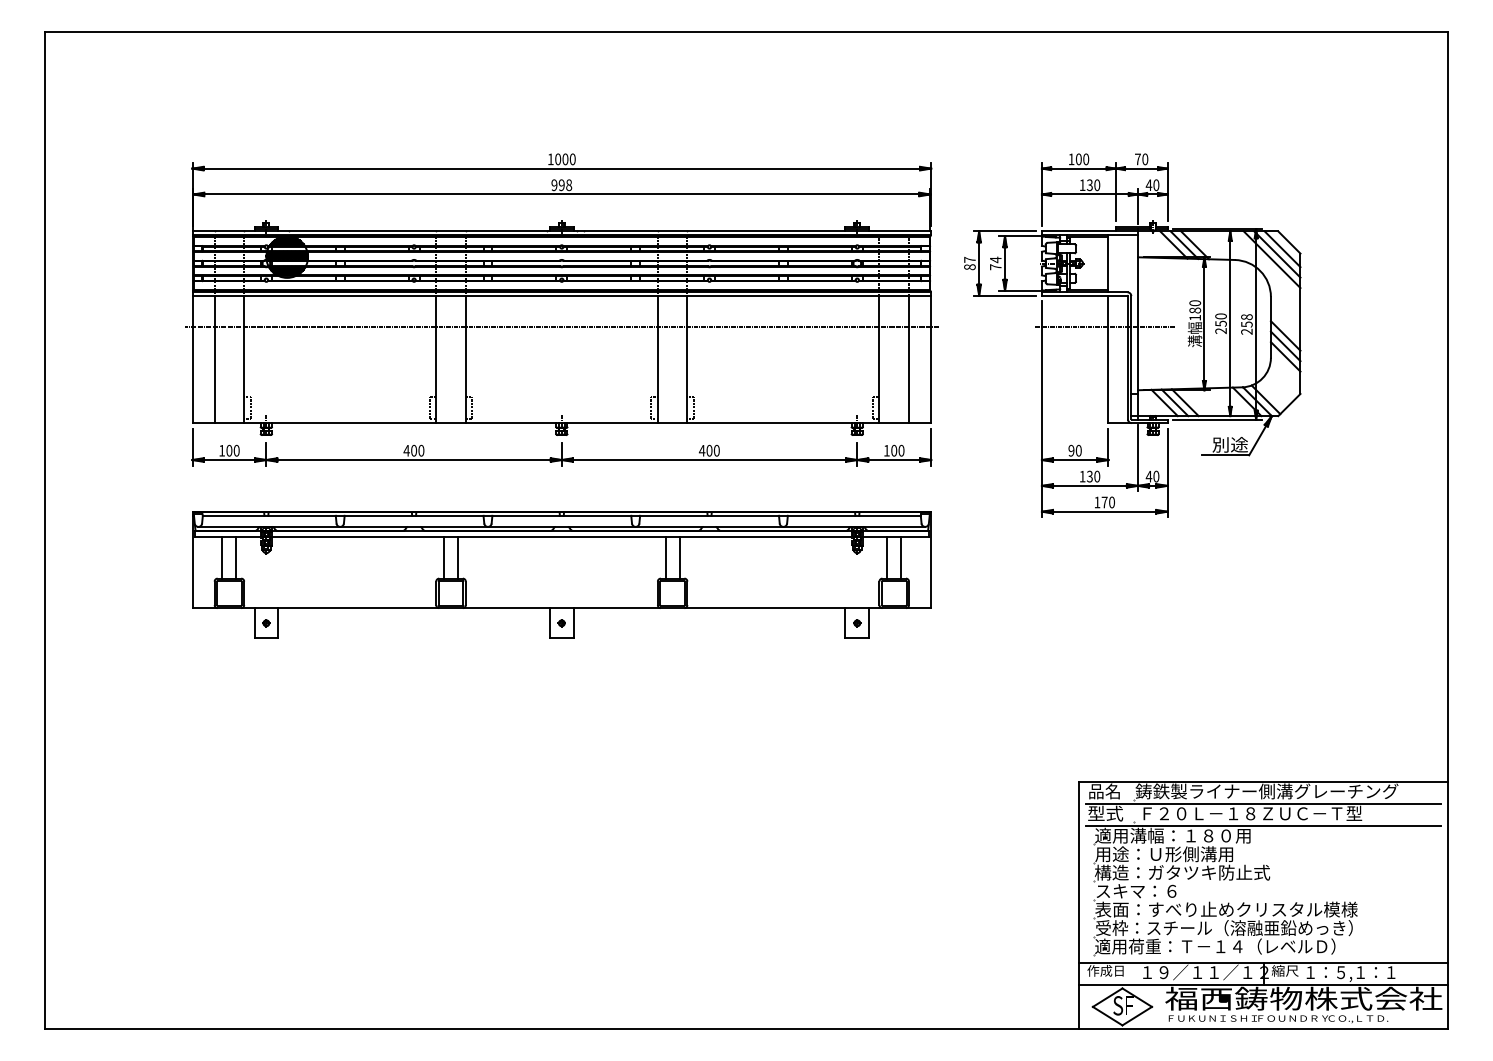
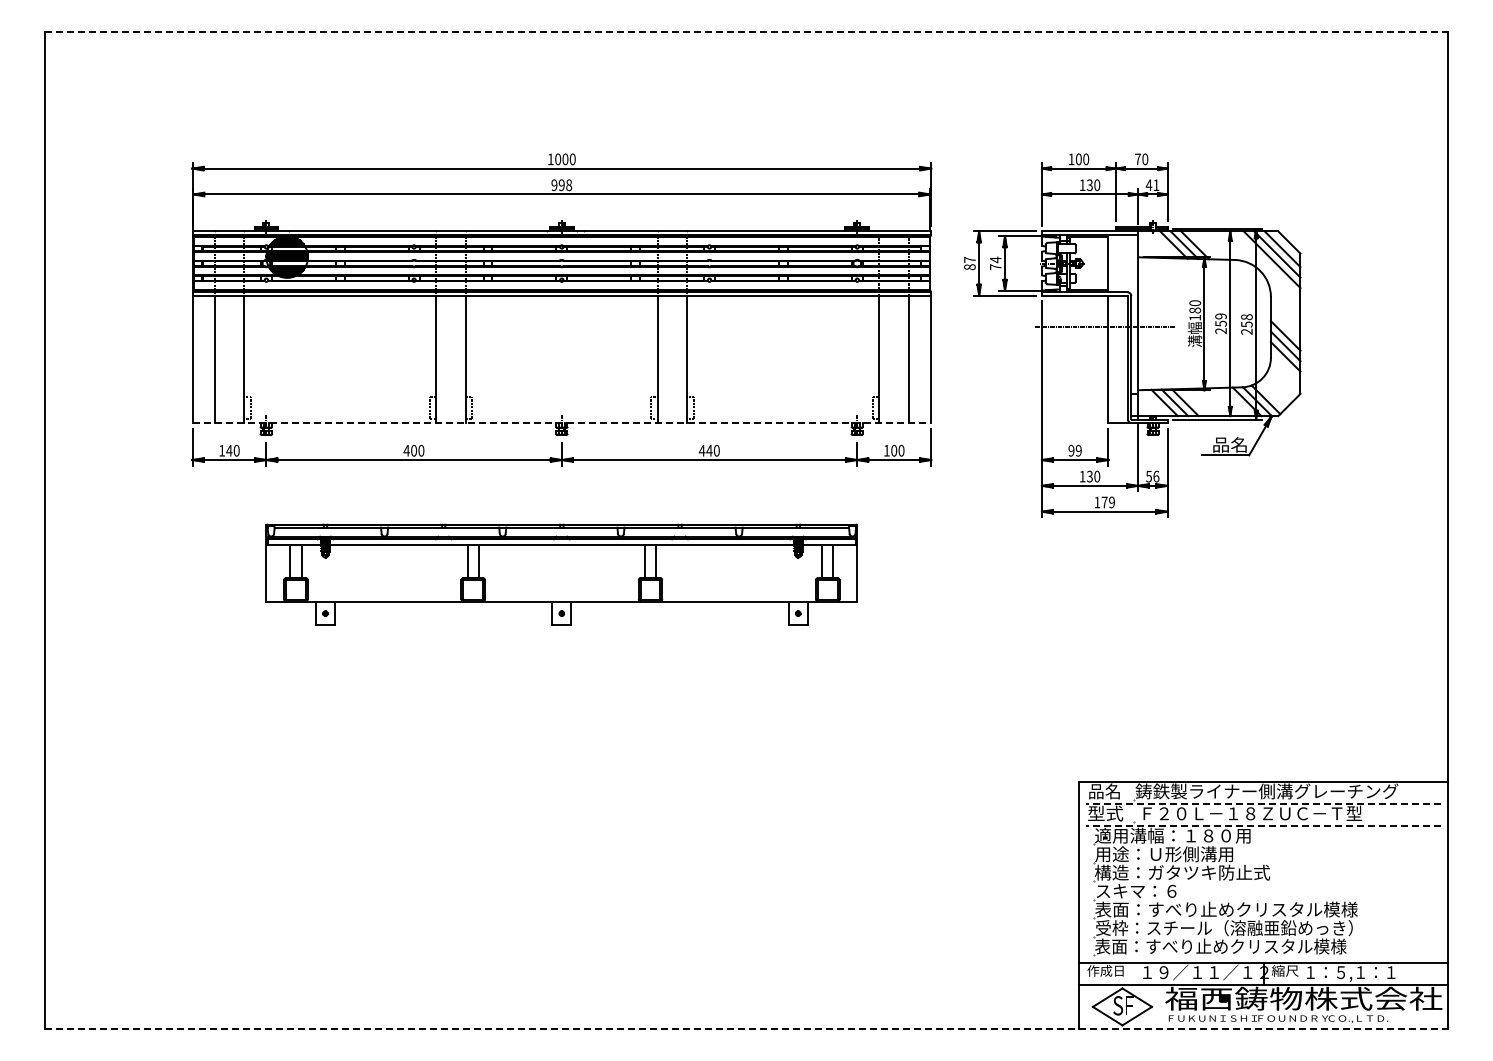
line: solid -> dashed (746, 31)
text: 40 -> 41 (1156, 185)
text: 250 -> 259 (1220, 316)
line: present -> none (561, 327)
line: solid -> dashed (562, 423)
text: 別途 -> 品名 (1229, 444)
text: 100 -> 140 (229, 450)
text: 400 -> 440 (709, 450)
text: 90 -> 99 (1078, 450)
text: 40 -> 56 (1152, 476)
text: 170 -> 179 (1111, 502)
part size: 740x128 px -> 593x103 px (561, 574)
line: solid -> dashed (1263, 803)
line: solid -> dashed (1263, 825)
text: 適用荷重：Ｔ－１４（レベルＤ） -> 表面：すべり止めクリスタル模様 (1220, 946)
line: solid -> dashed (746, 1029)
